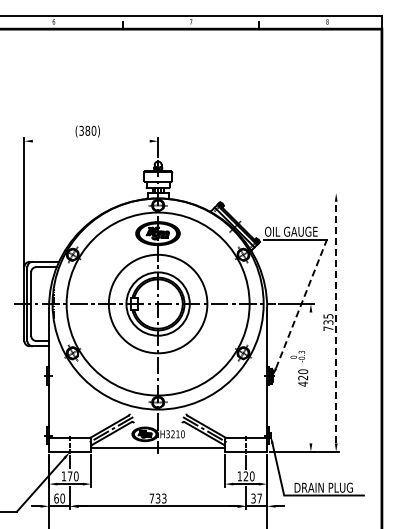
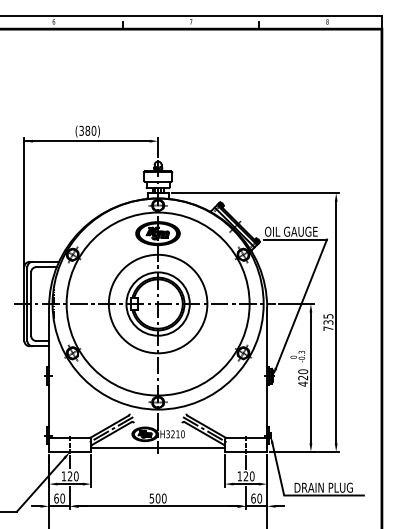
line: none -> present (86, 141)
line: none -> present (255, 193)
line: dashed -> solid (301, 303)
line: dashed -> solid (336, 322)
line: none -> present (310, 377)
text: 170 -> 120 (69, 476)
text: 733 -> 500 (157, 498)
text: 37 -> 60 (256, 498)
